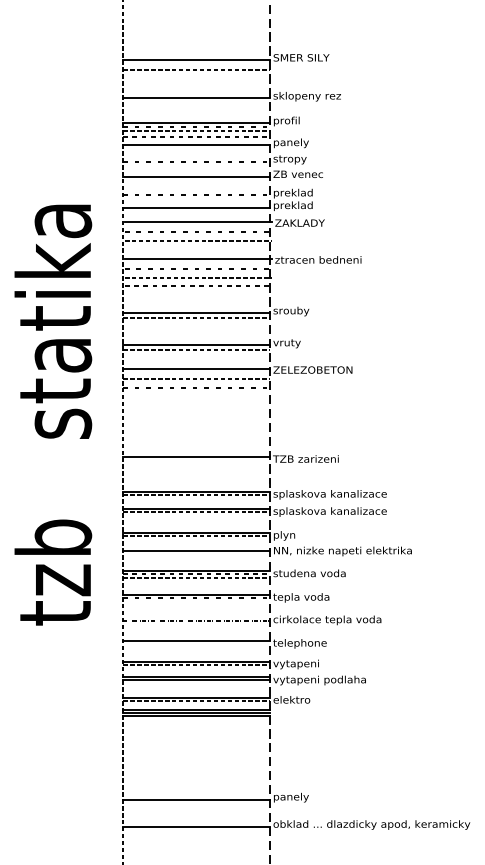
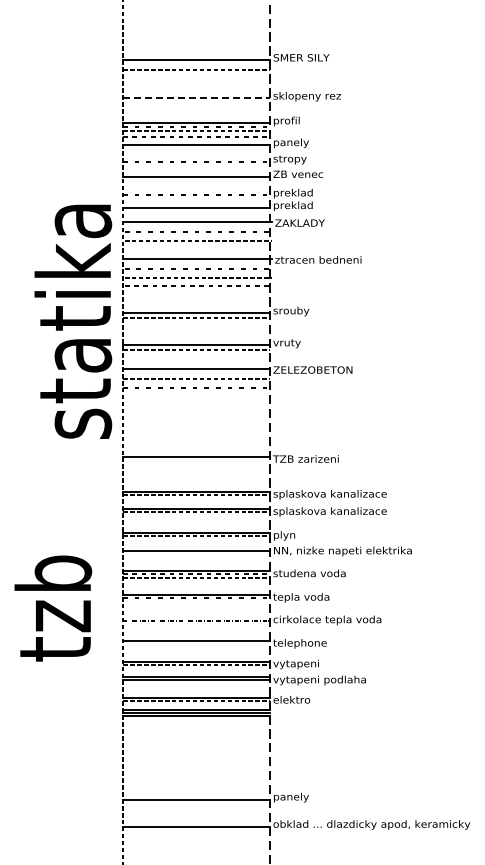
line: solid -> dashed (197, 98)
text position: (53, 321) -> (73, 321) (73, 321)
text position: (53, 572) -> (53, 608) (53, 608)
